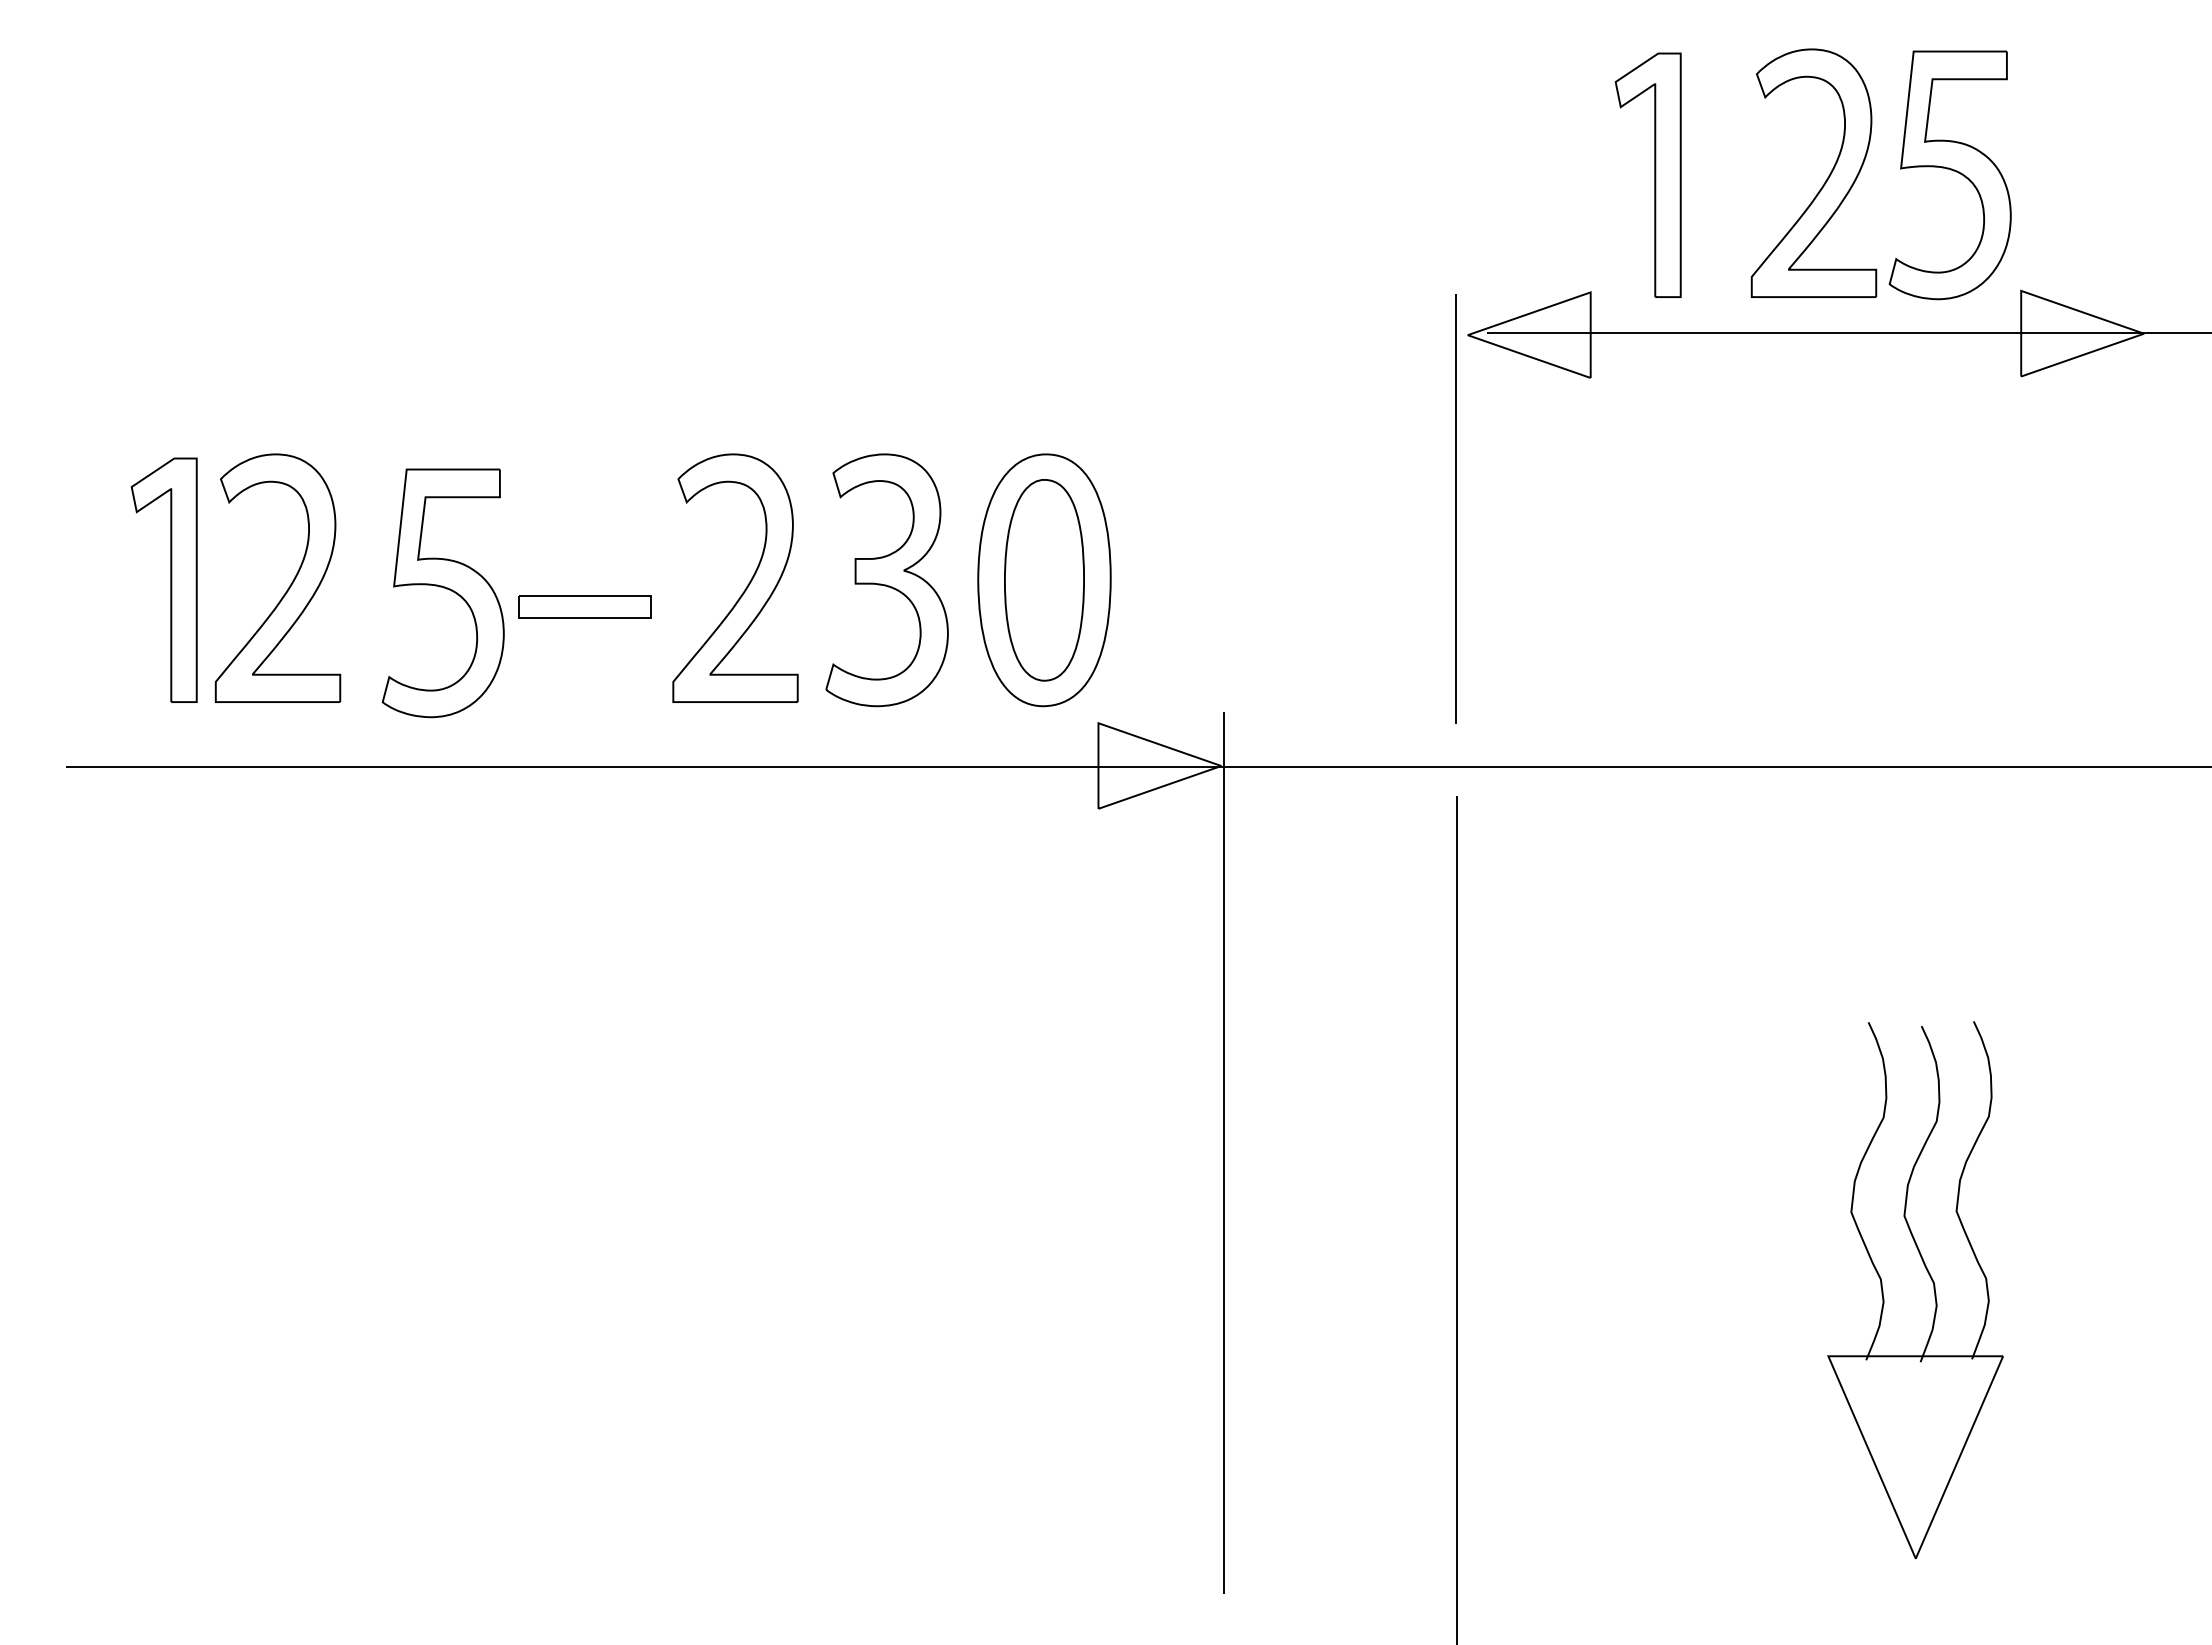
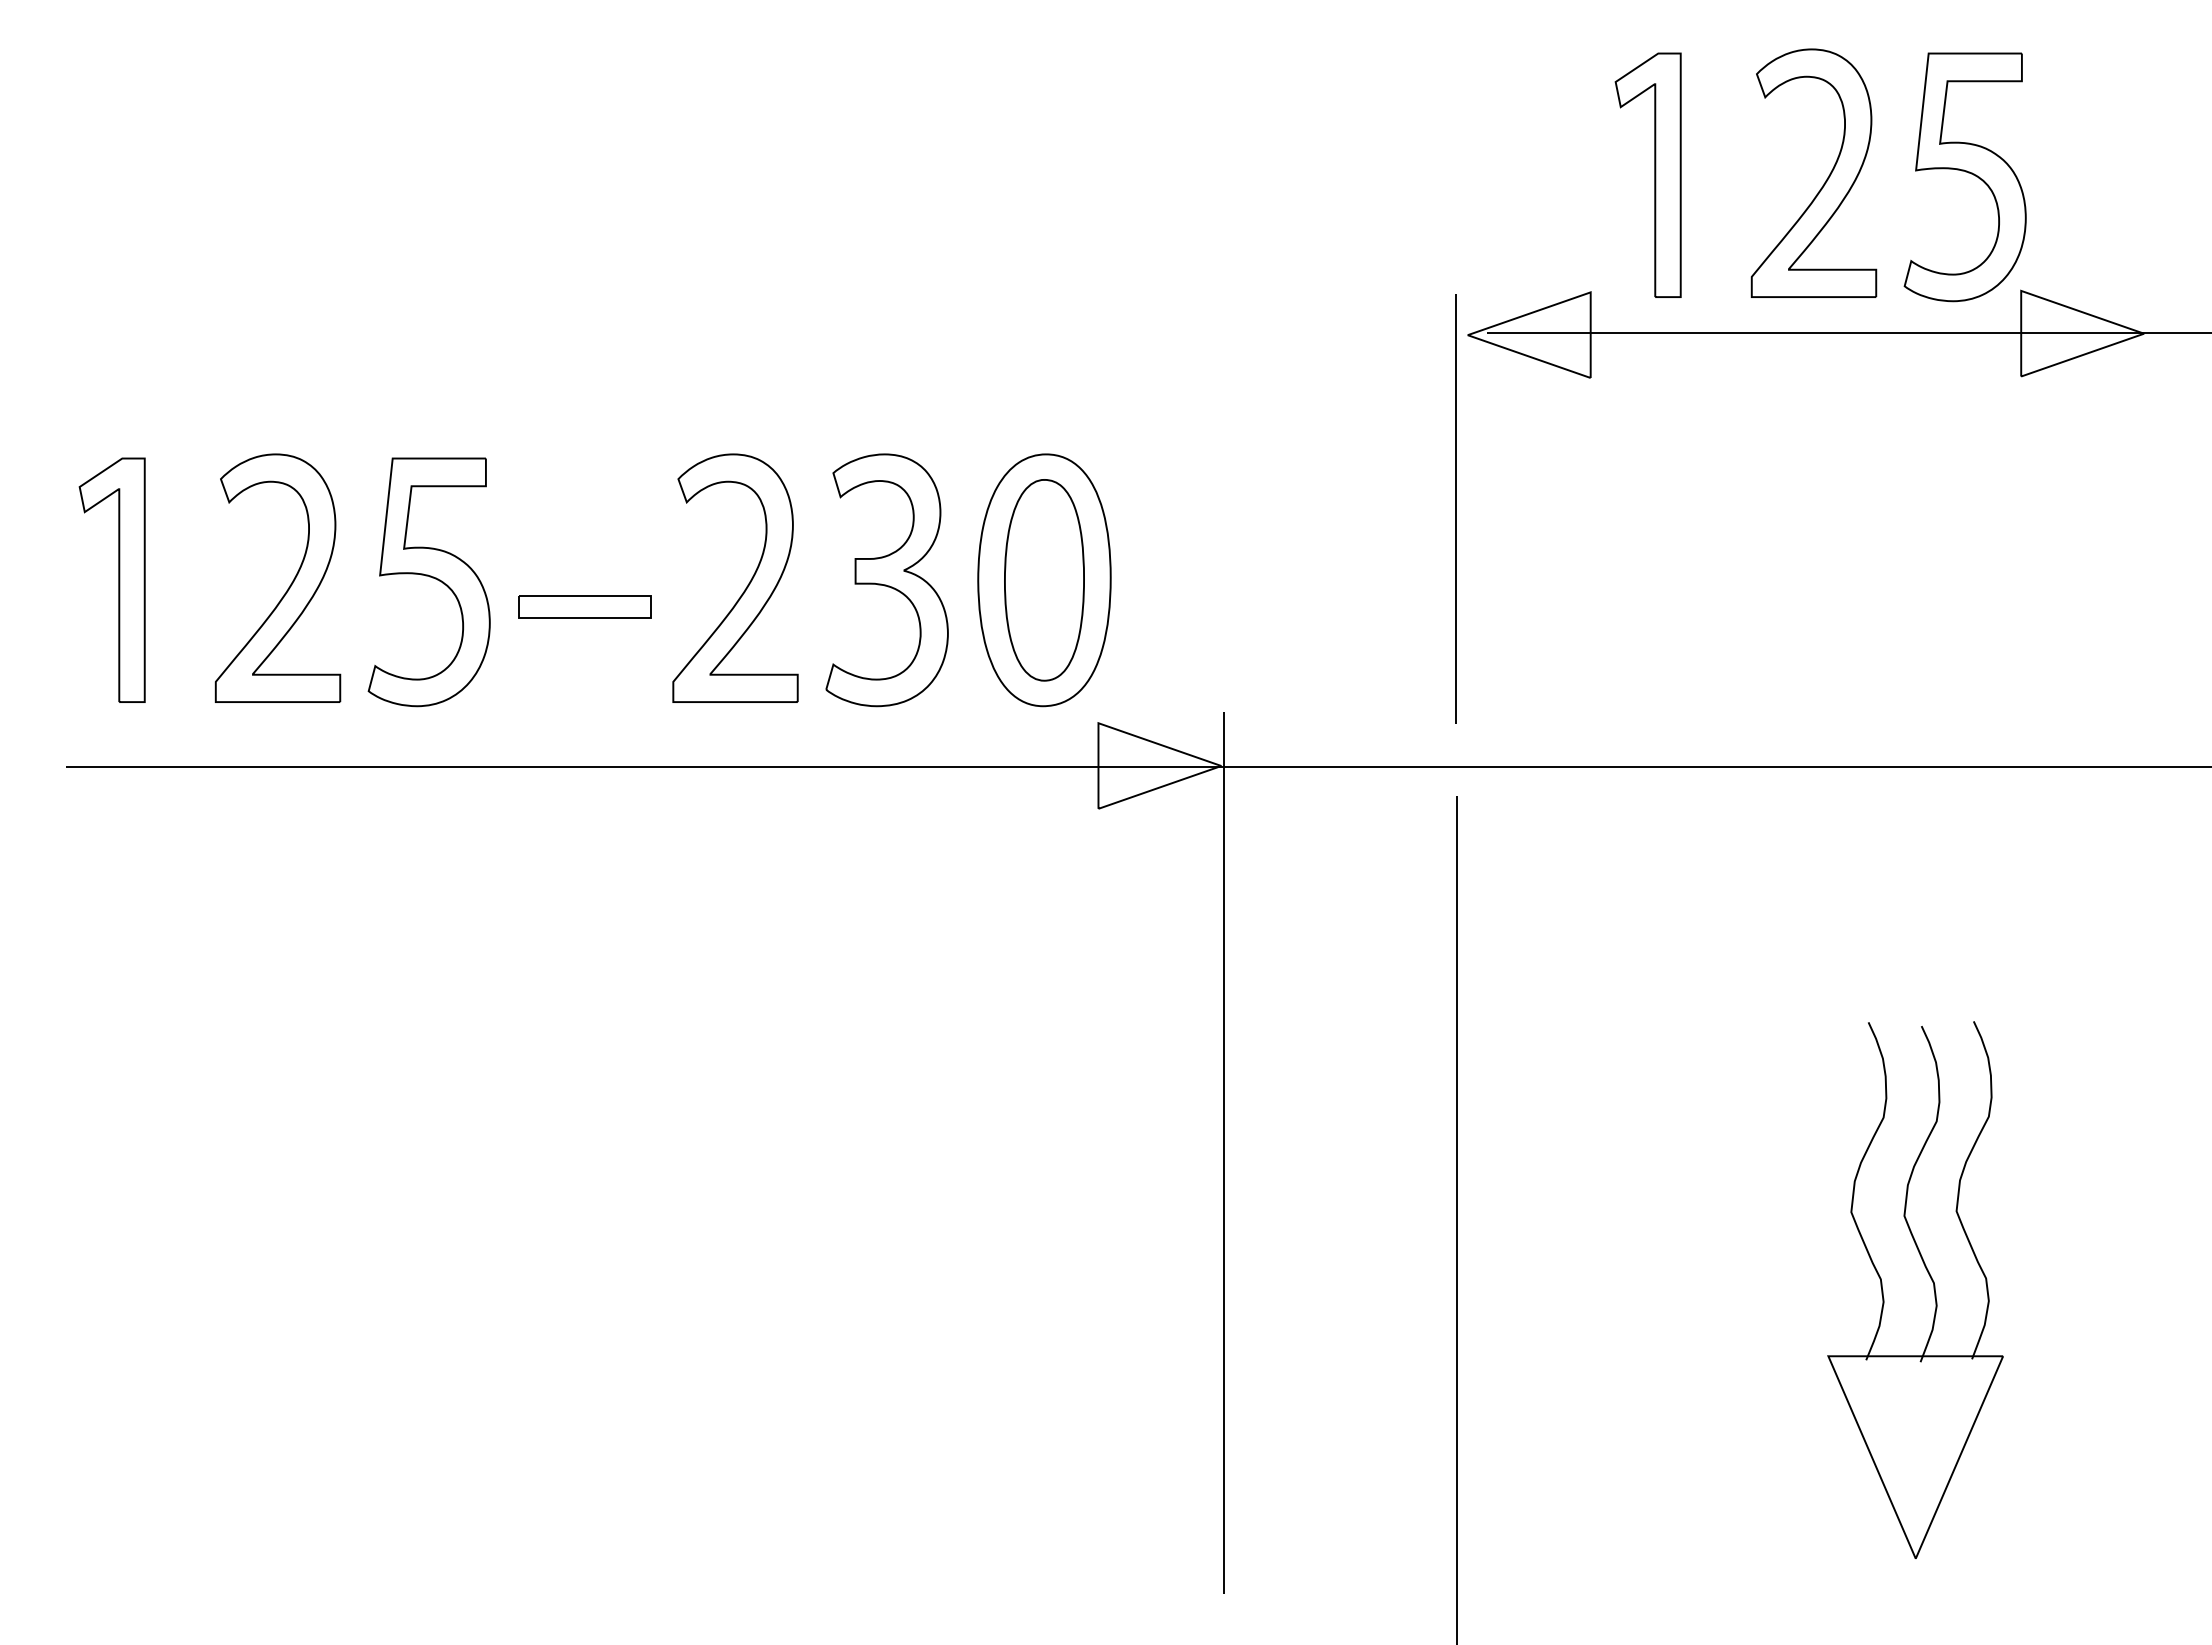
part position: (1949, 175) -> (1964, 177) (1964, 177)
part position: (170, 579) -> (118, 579) (118, 579)
part position: (442, 593) -> (428, 582) (428, 582)
